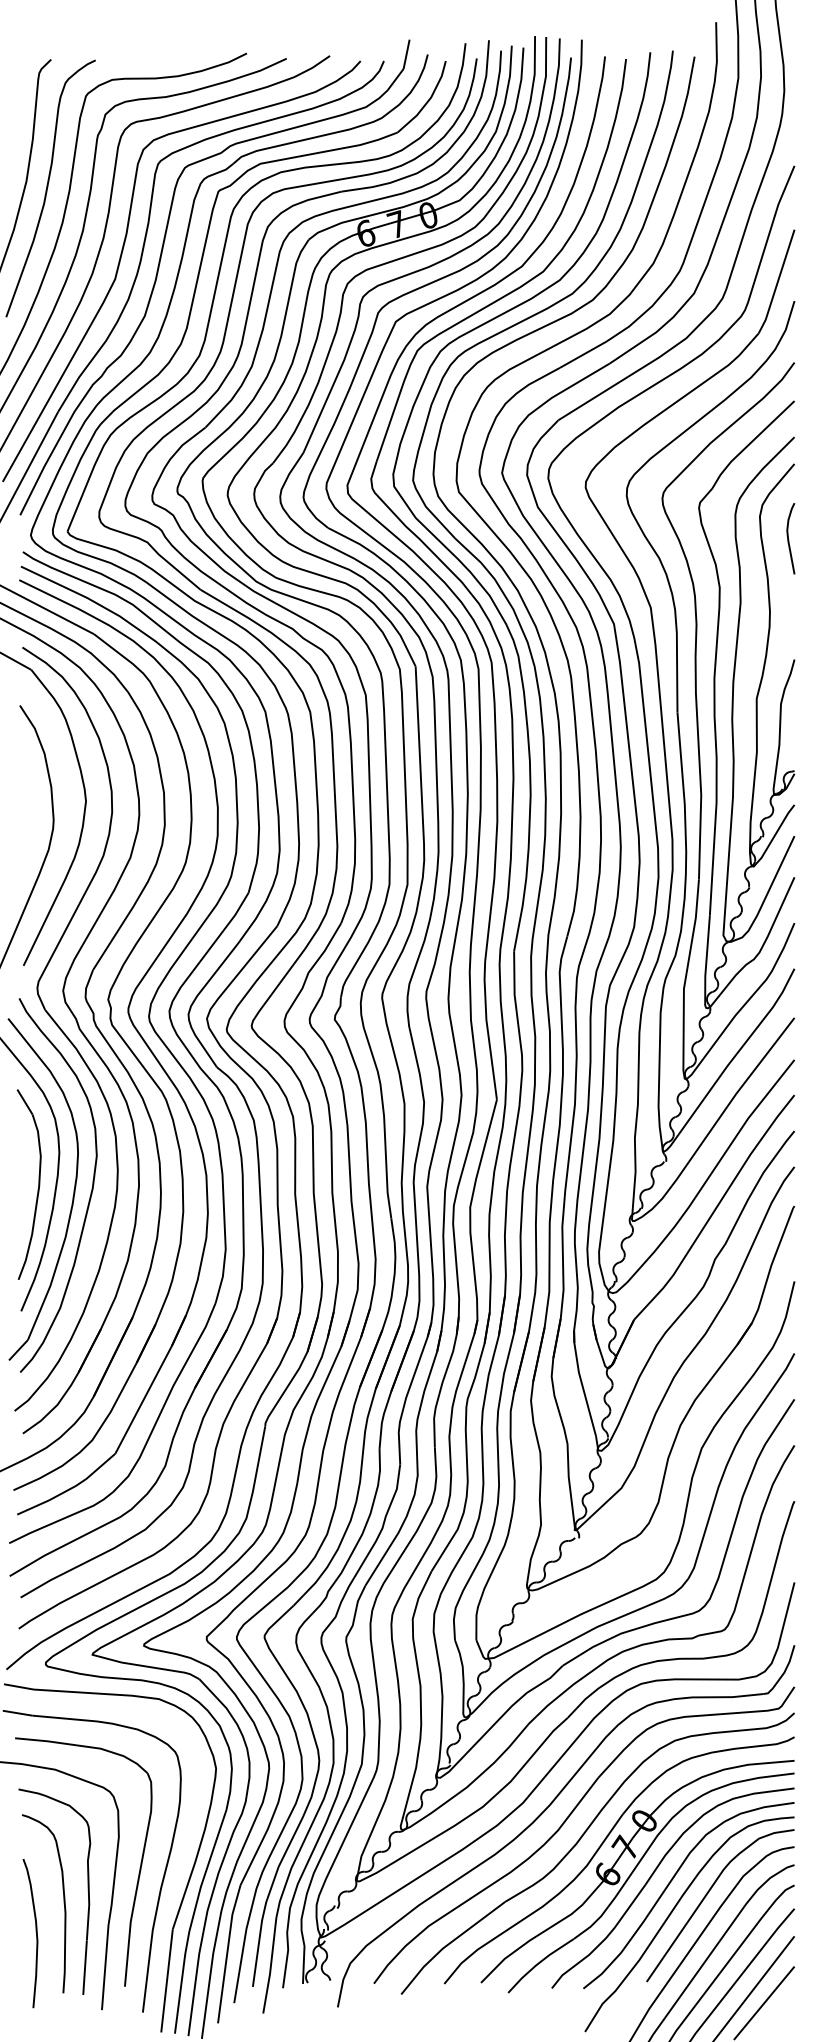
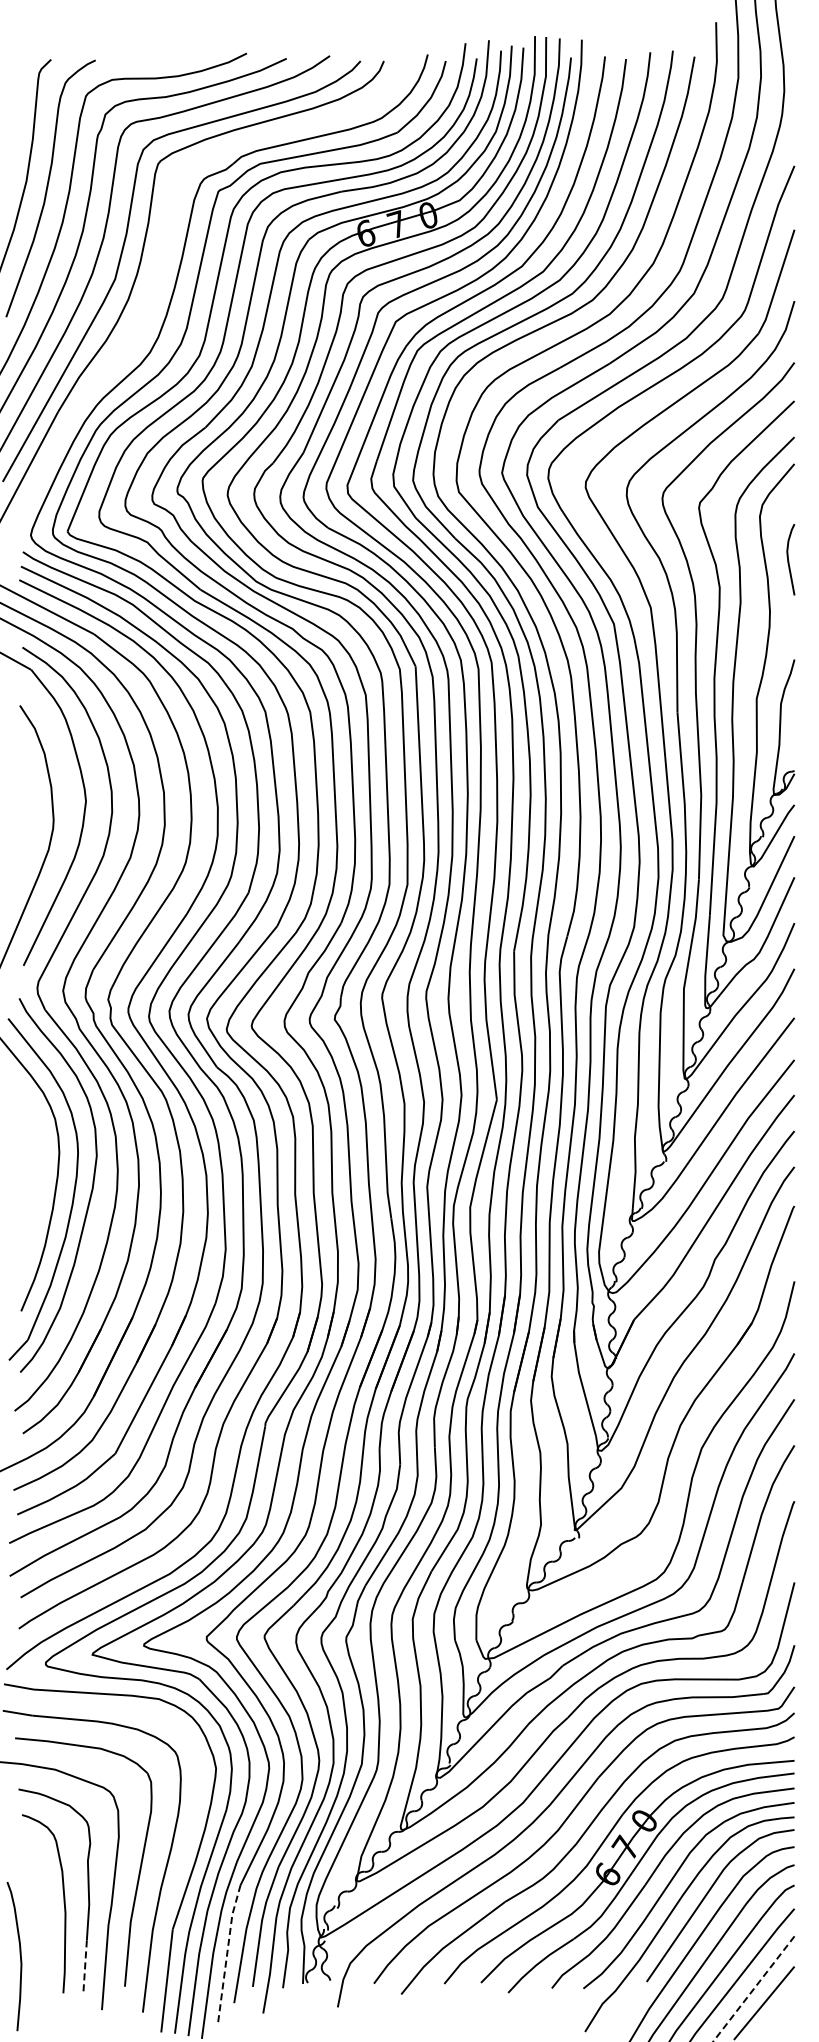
part: present -> none (159, 268)
curve position: (789, 539) -> (789, 560) (789, 560)
part: present -> none (38, 1184)
curve position: (35, 1932) -> (19, 1955) (19, 1955)
line: solid -> dashed (227, 1953)
line: solid -> dashed (85, 1968)
line: solid -> dashed (753, 1989)
